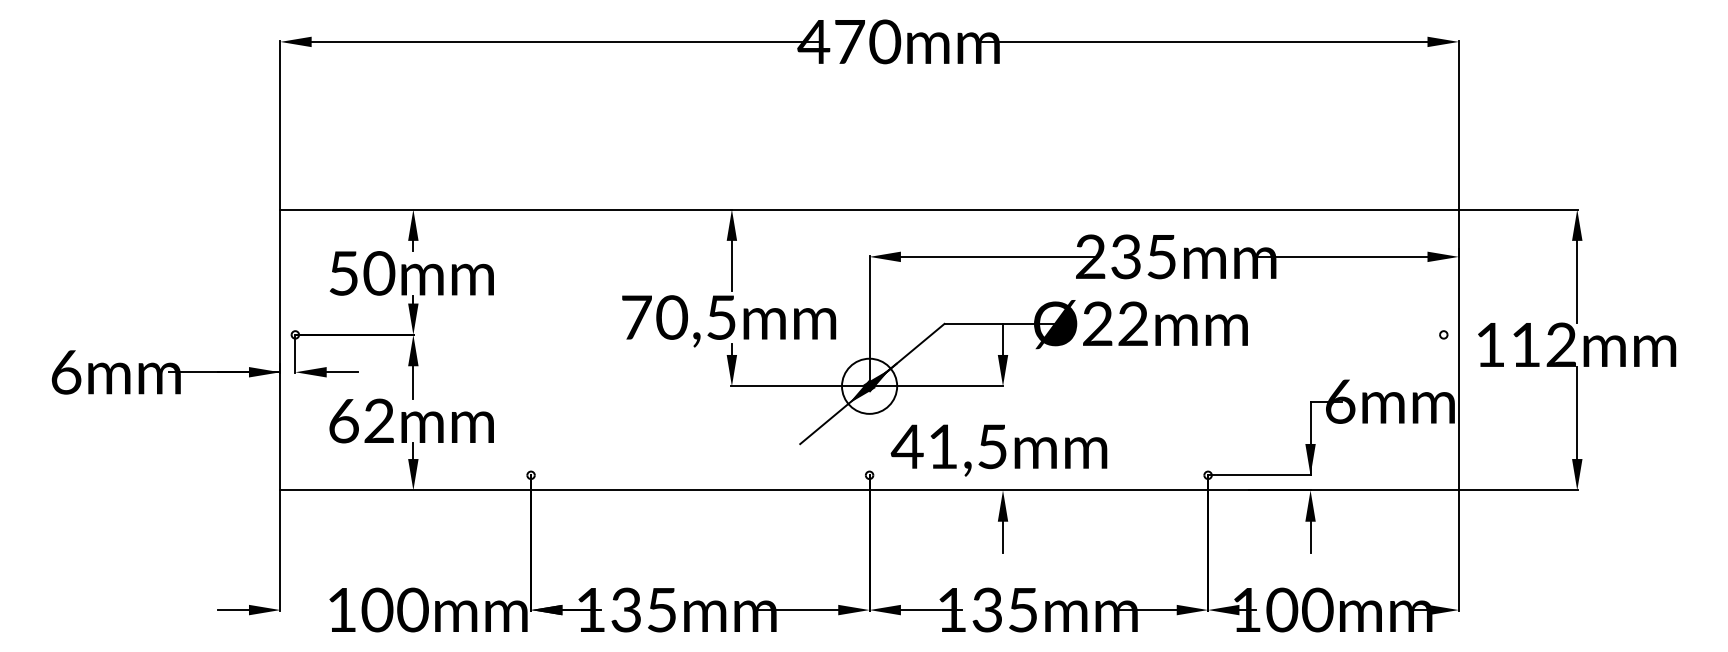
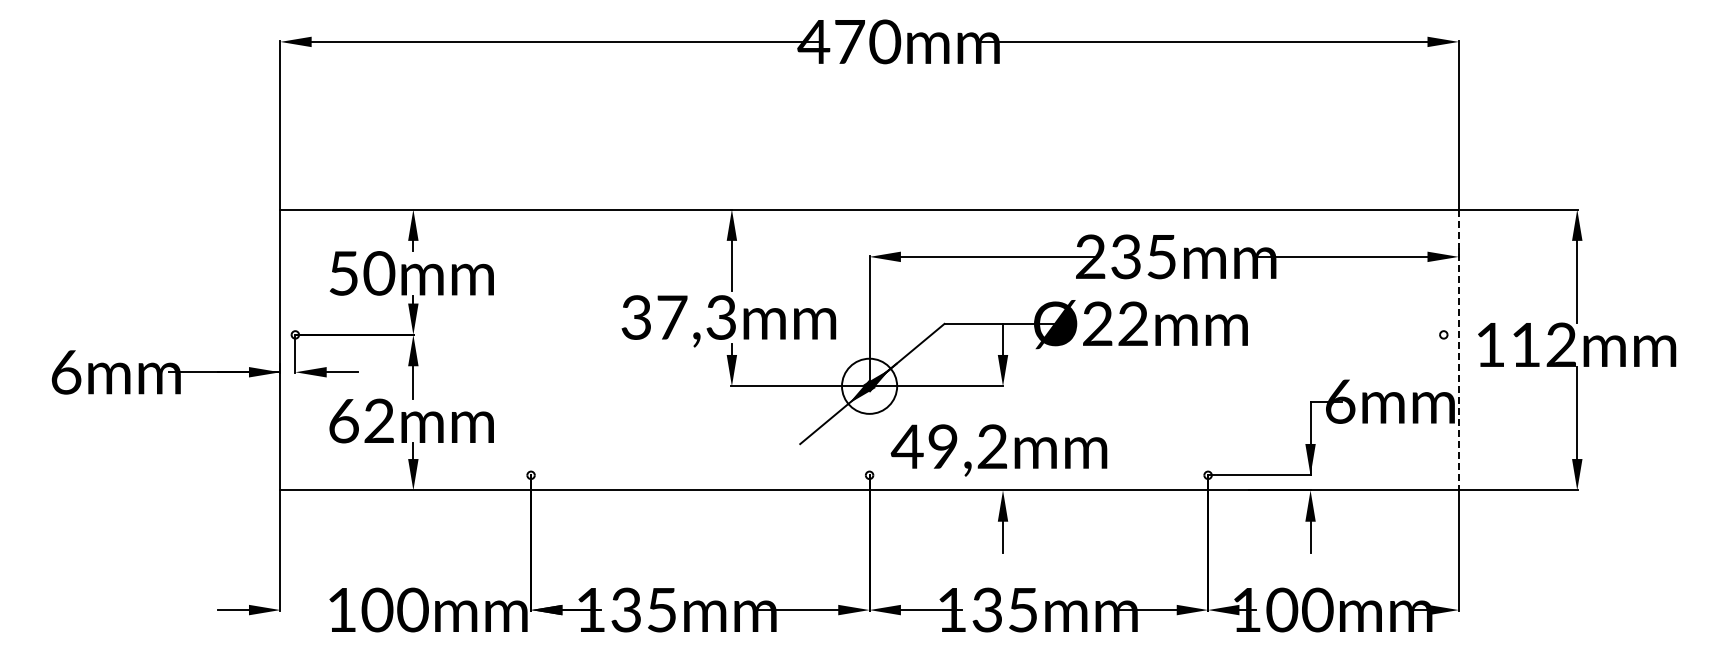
text: 70,5mm -> 37,3mm (678, 317)
line: solid -> dashed (1458, 350)
text: 41,5mm -> 49,2mm (967, 446)
